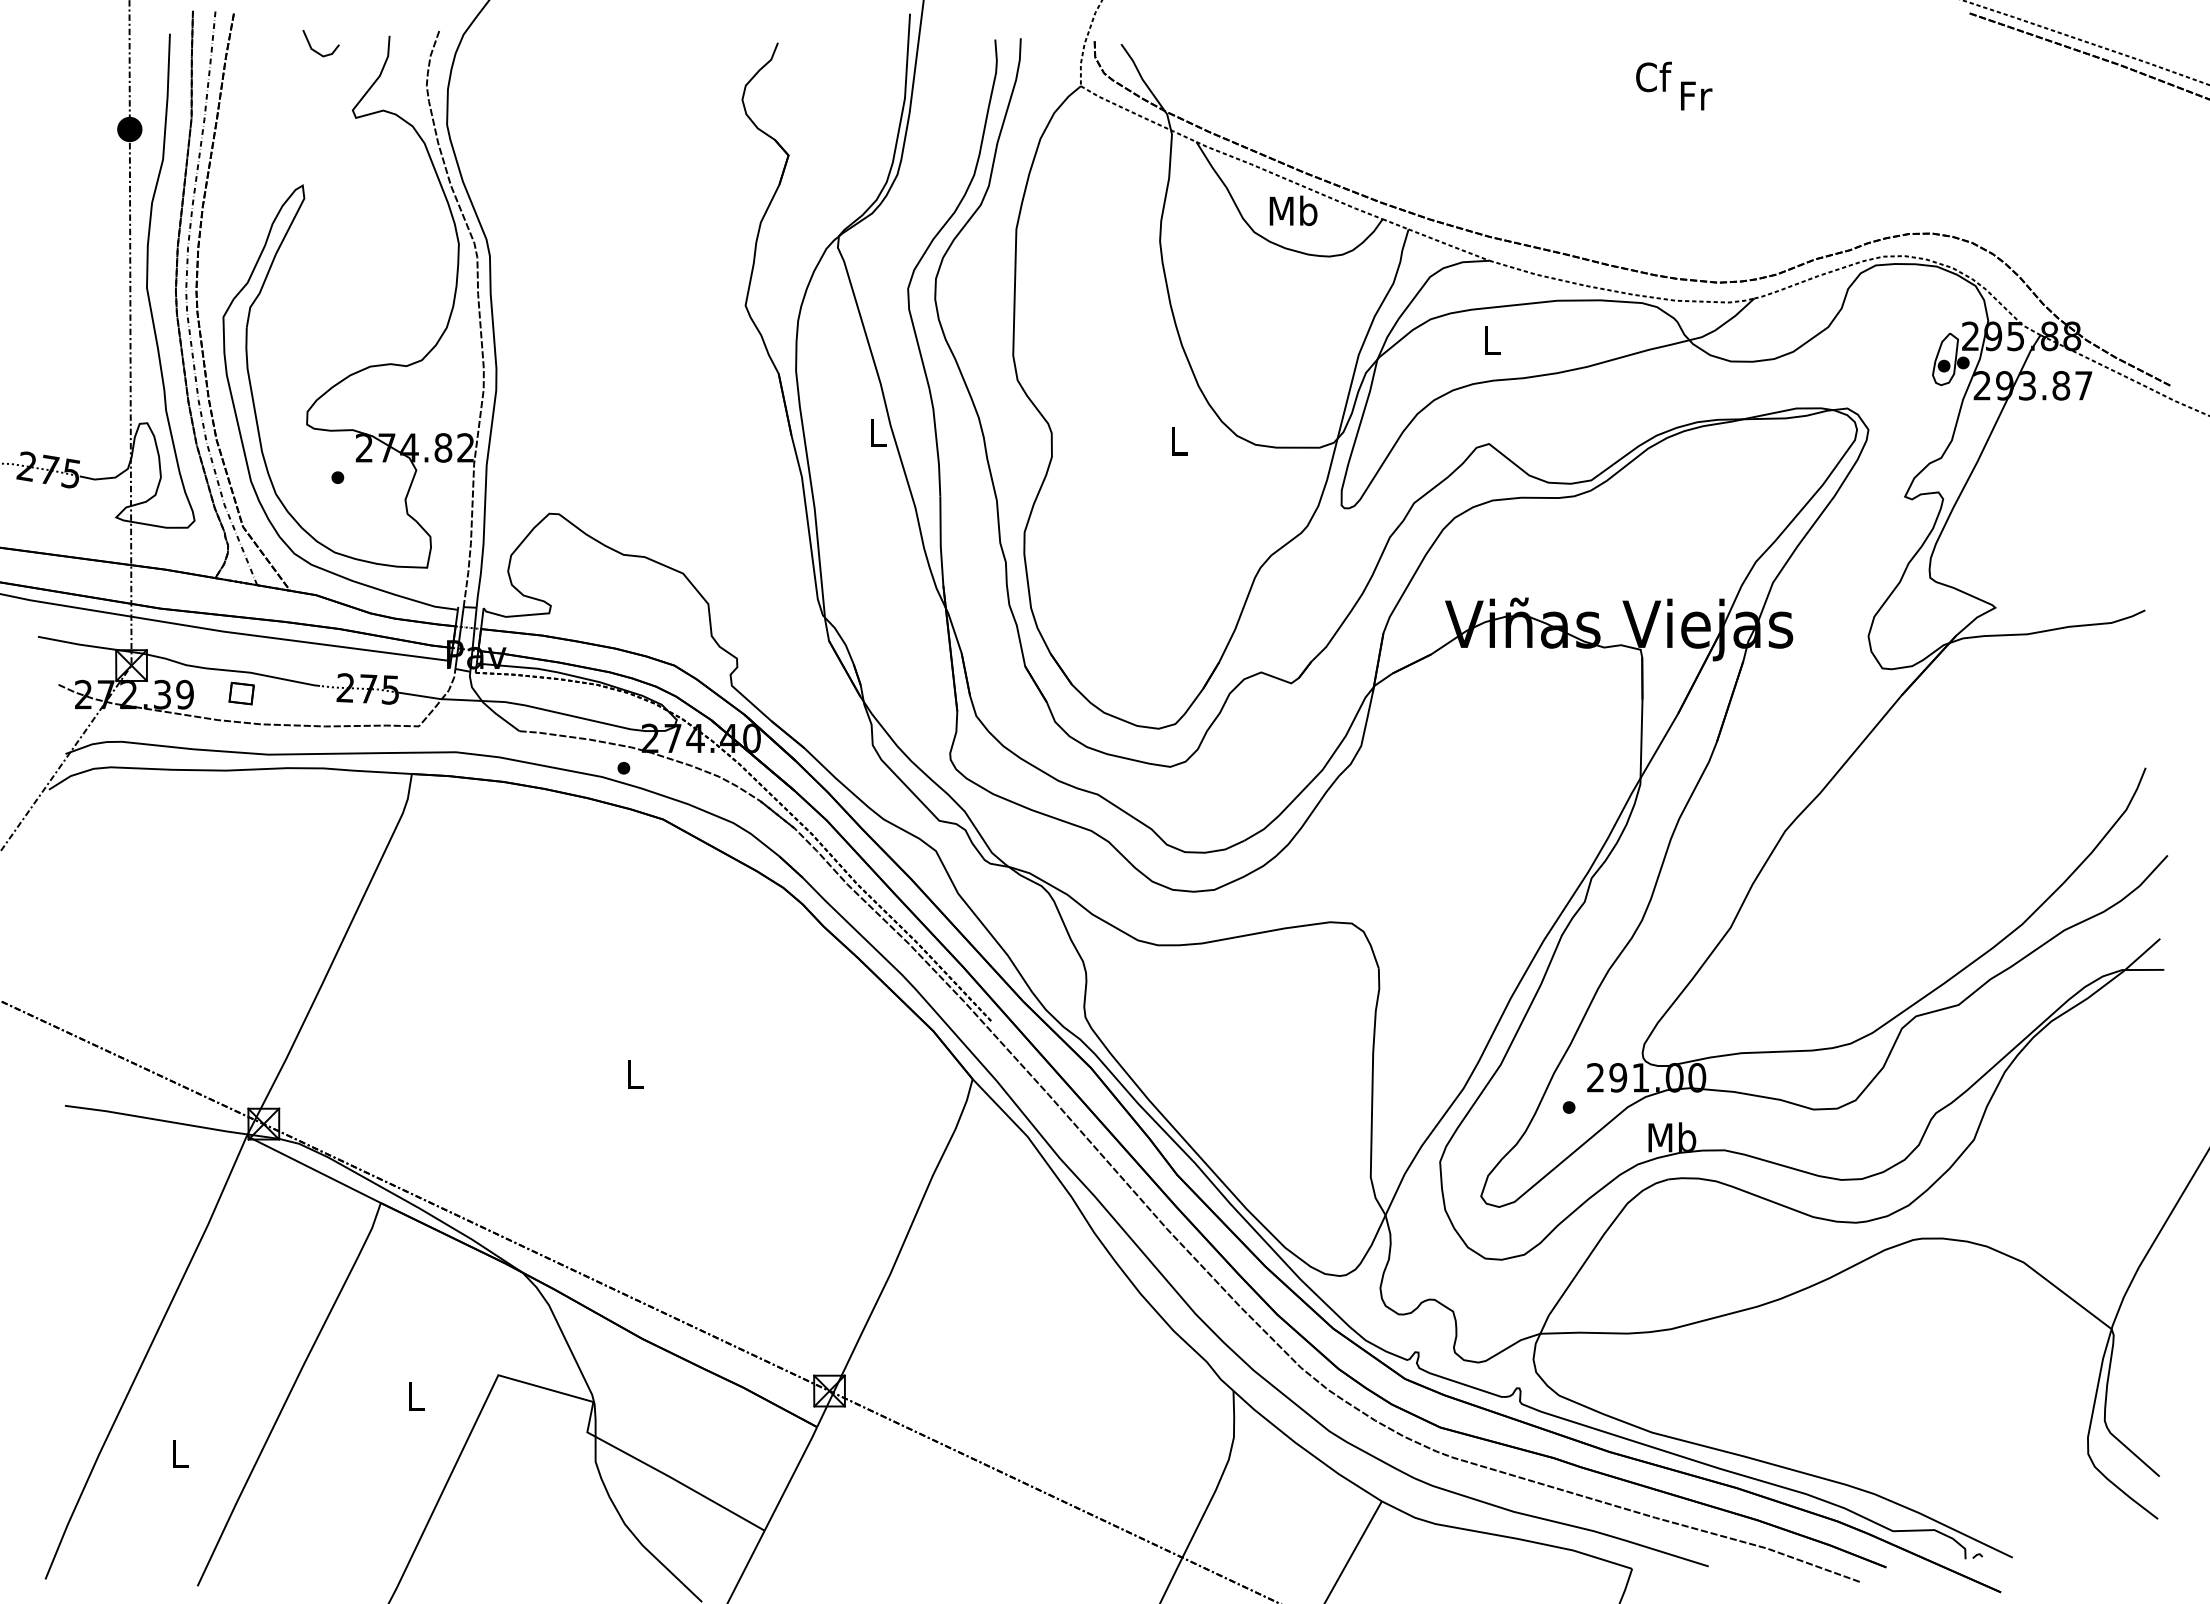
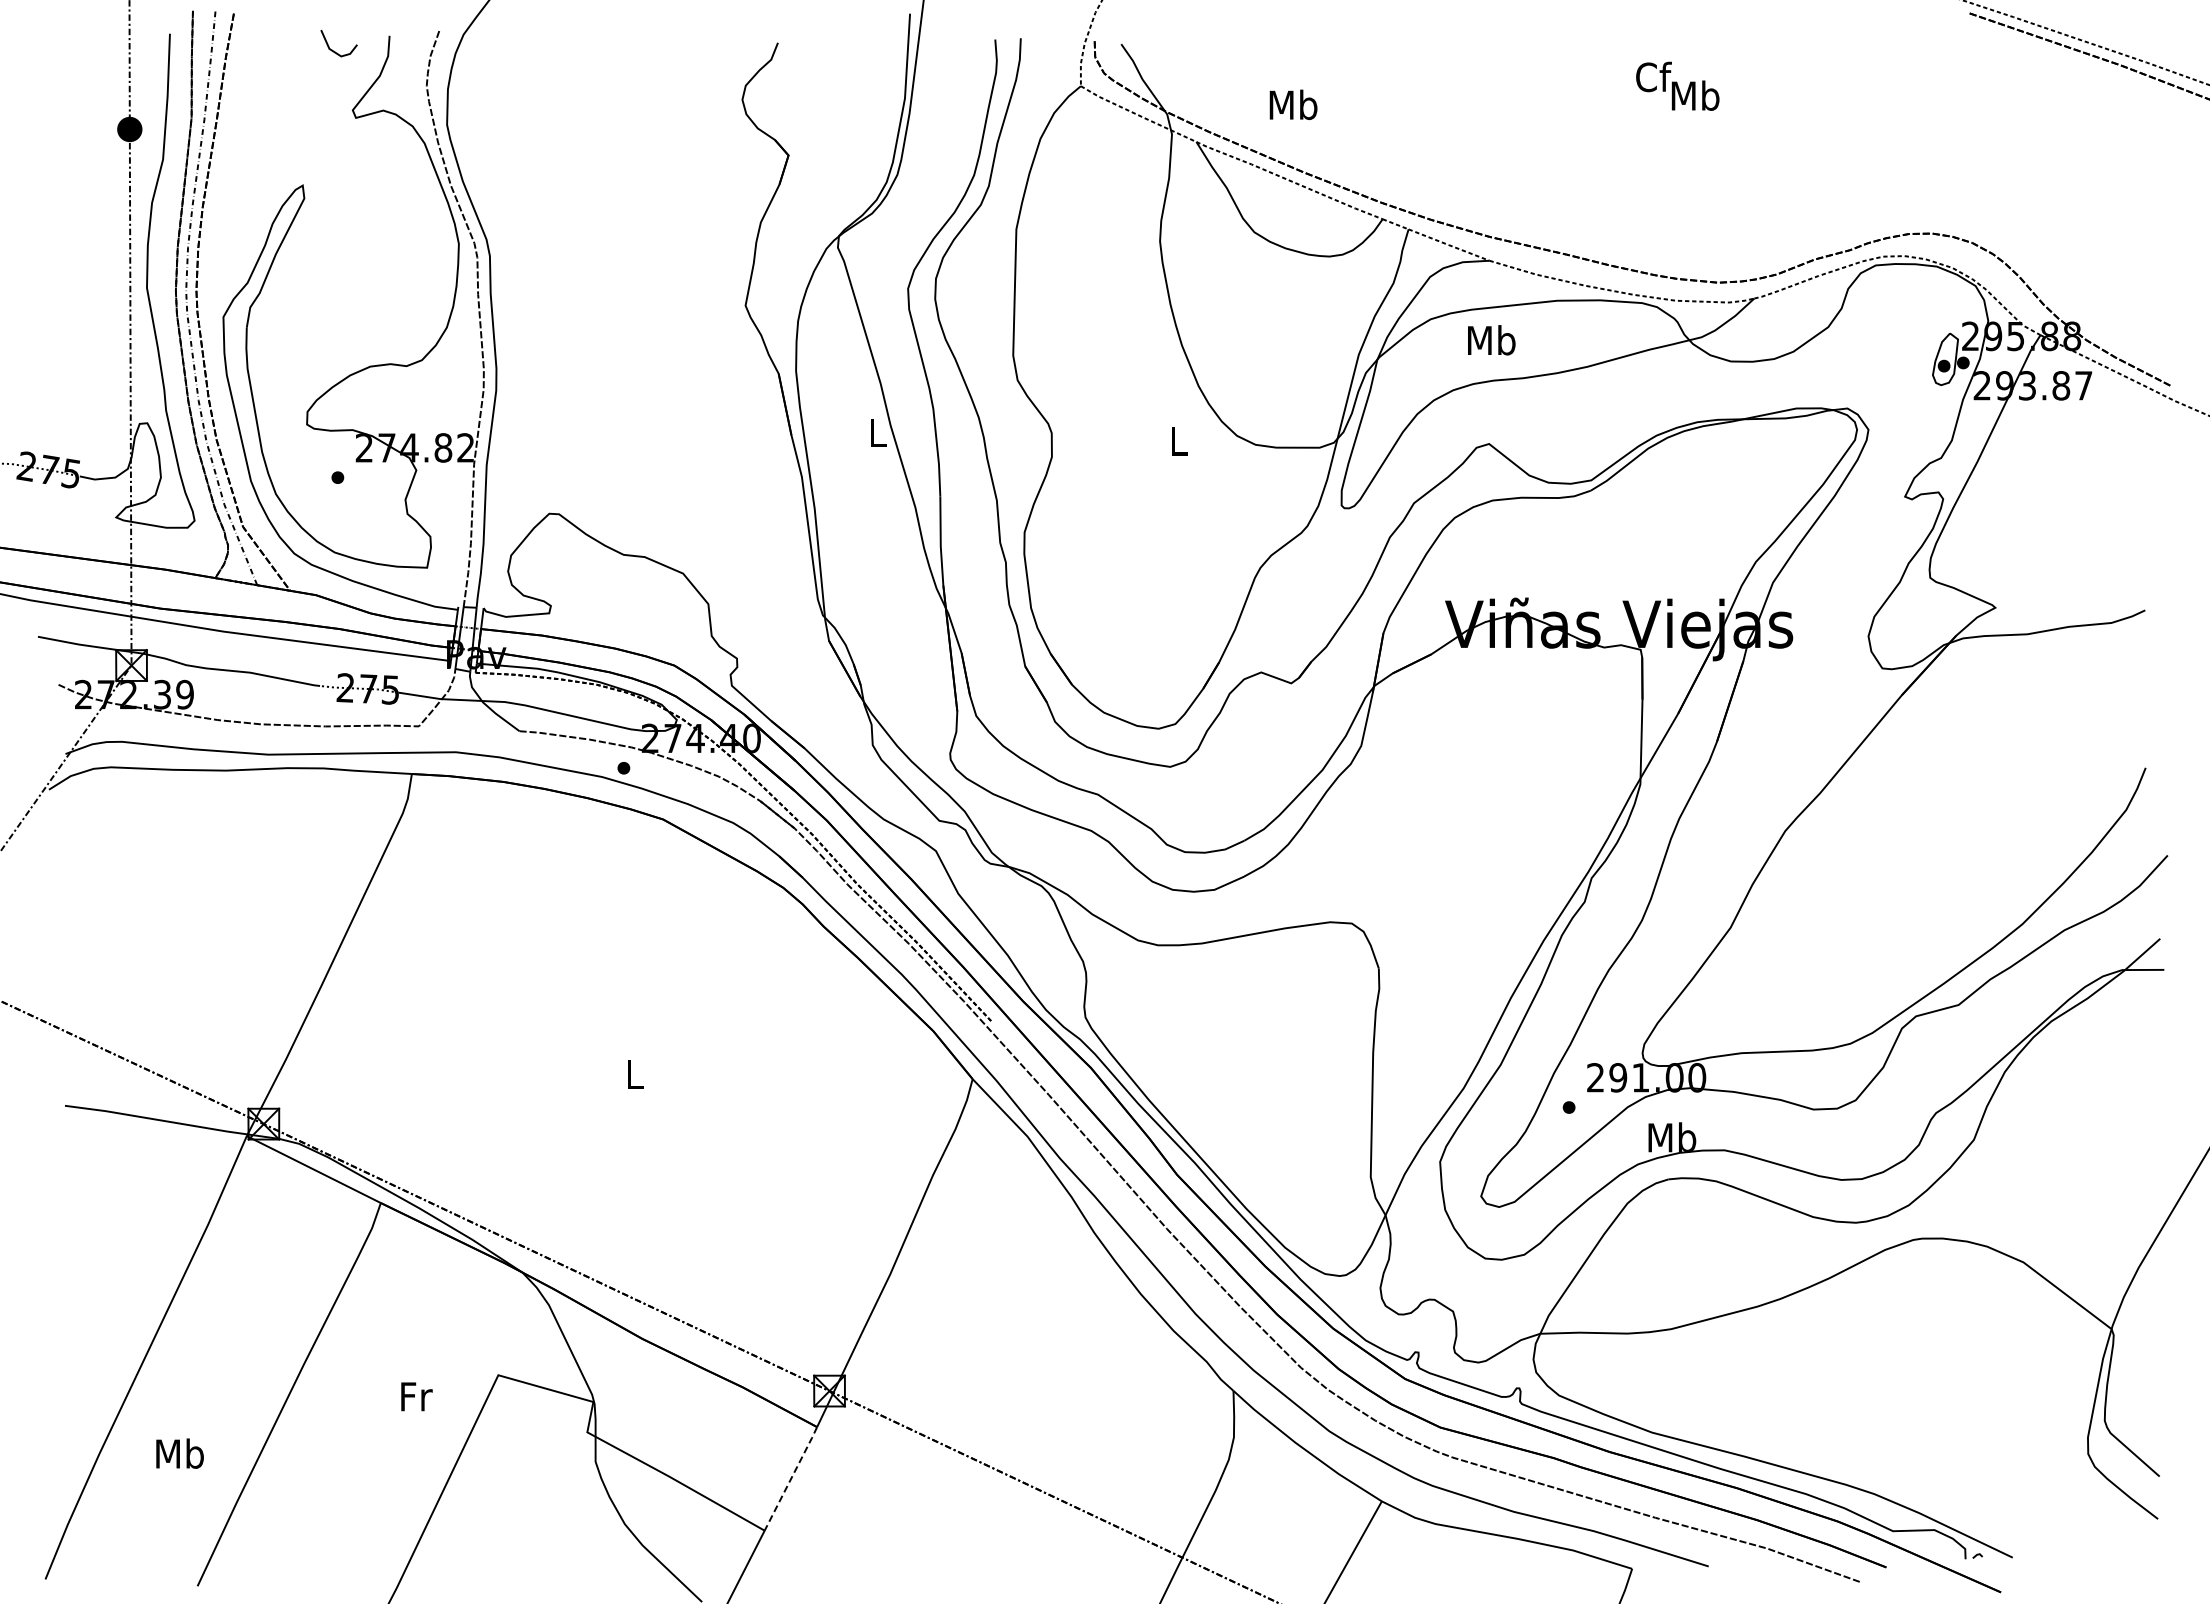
line position: (314, 49) -> (332, 49) (332, 49)
text: Fr -> Mb (1695, 95)
text position: (1293, 210) -> (1293, 104) (1293, 104)
text: L -> Mb (1491, 340)
part: present -> none (241, 693)
text: L -> Fr (416, 1396)
text: L -> Mb (179, 1453)
line: solid -> dashed (791, 1478)
